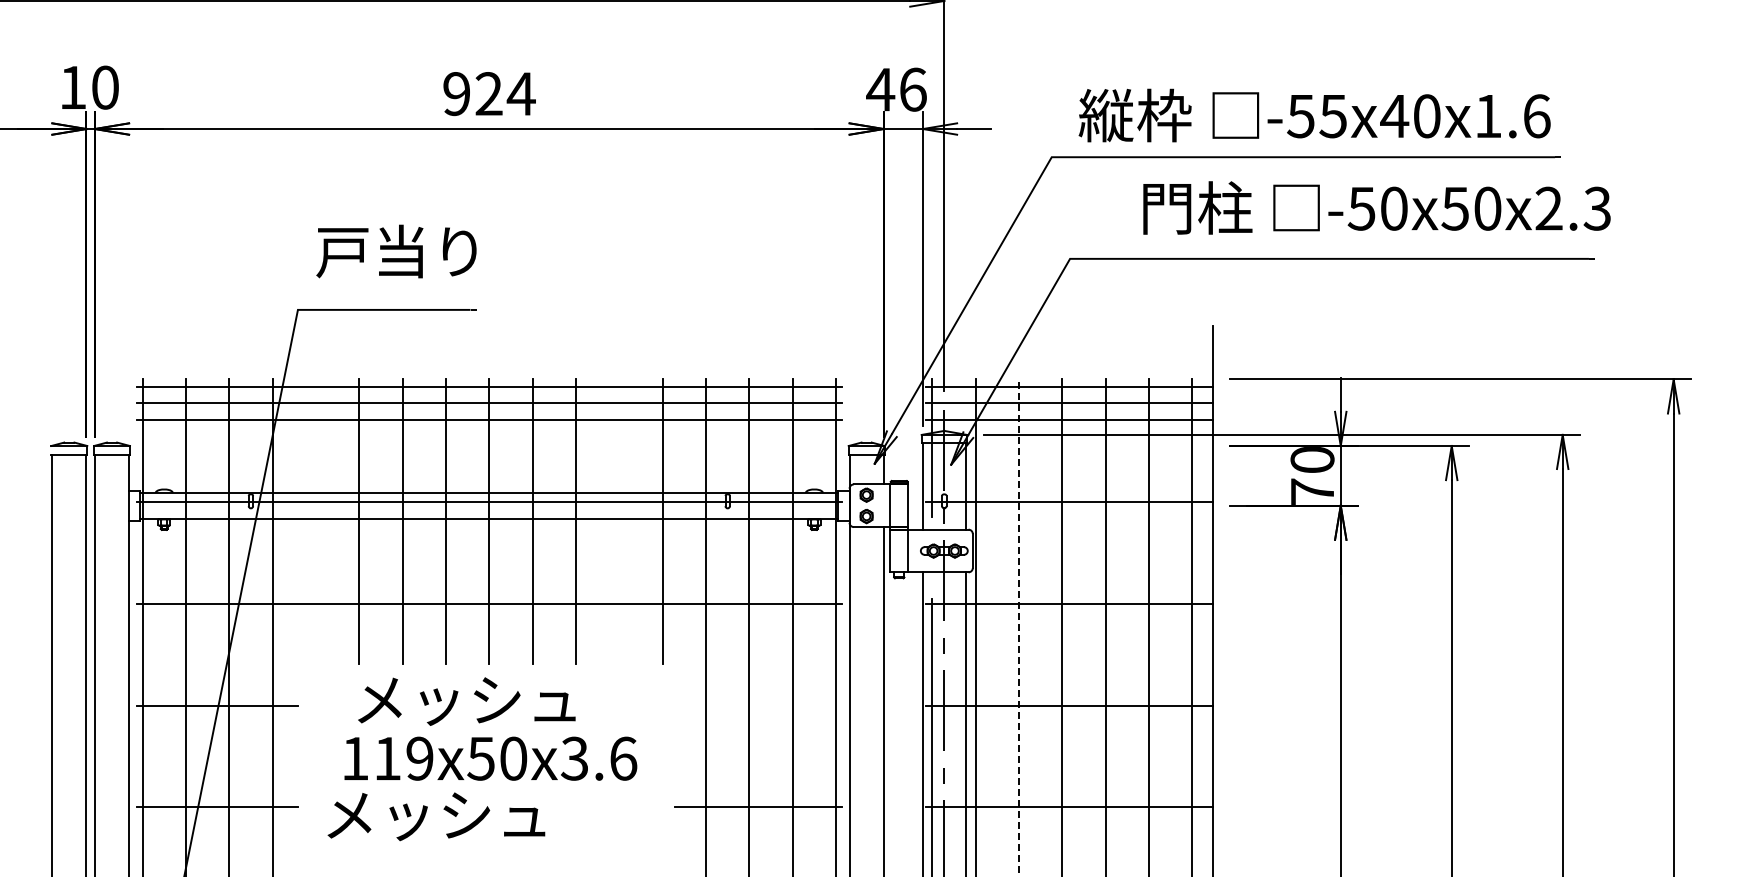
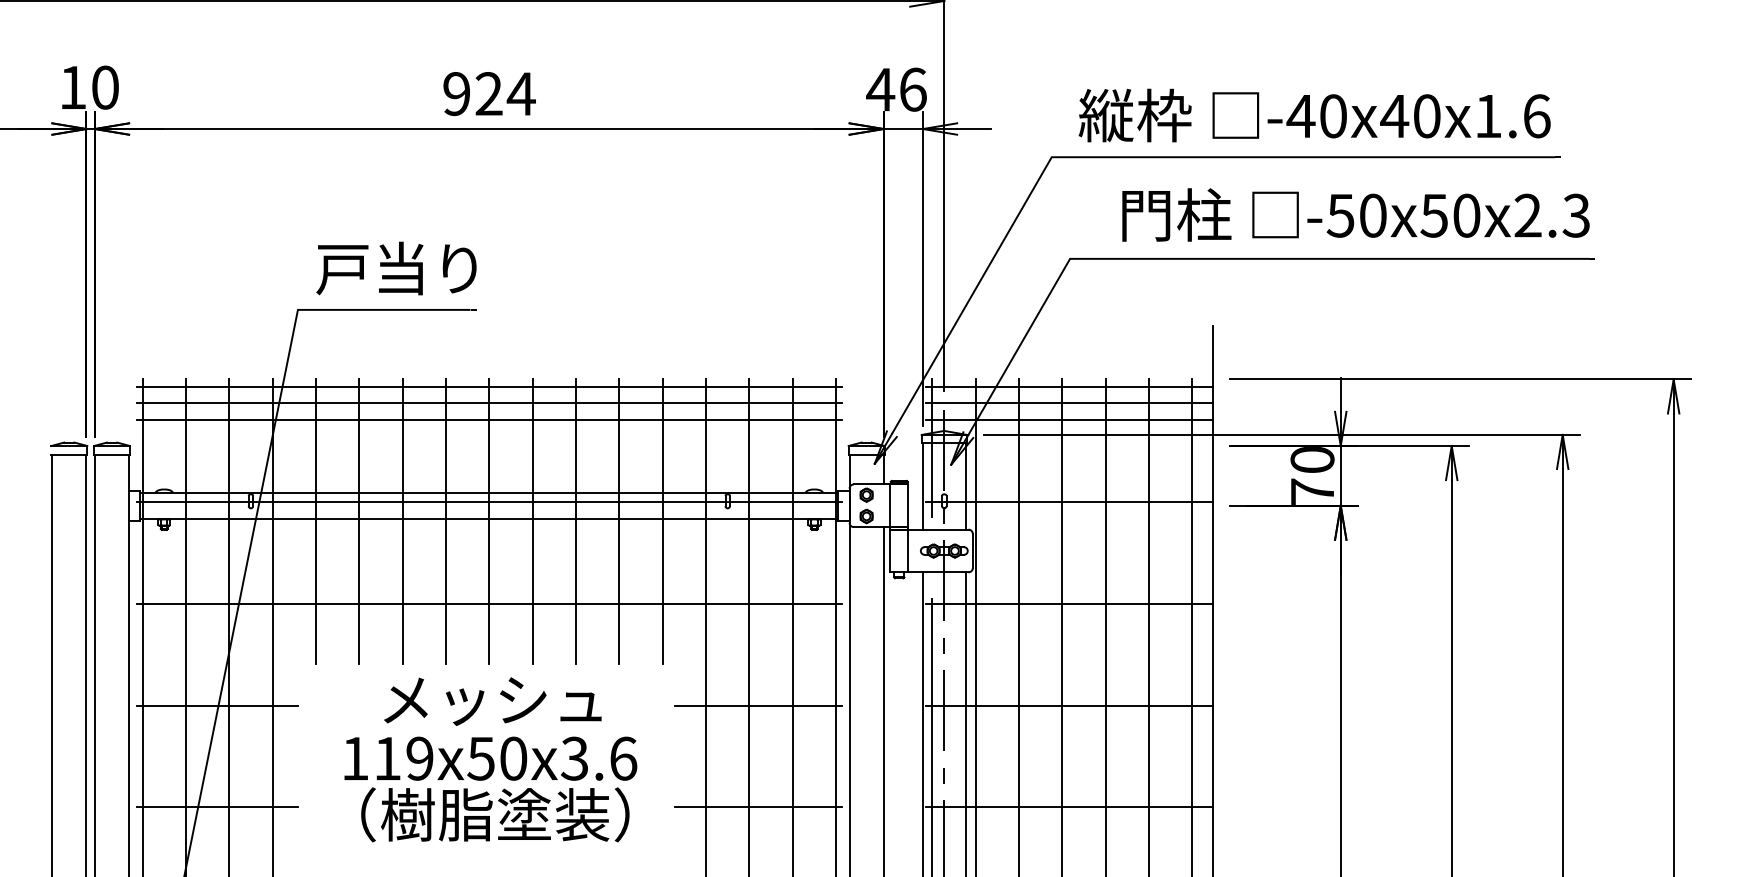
text: -55x40x1.6 -> -40x40x1.6 (1316, 116)
text position: (1376, 207) -> (1355, 214) (1355, 214)
text position: (396, 251) -> (396, 268) (396, 268)
line: none -> present (315, 521)
line: none -> present (619, 521)
line: dashed -> solid (1018, 627)
text position: (466, 701) -> (492, 701) (492, 701)
line: none -> present (758, 705)
text: メッシュ -> （樹脂塗装） (478, 814)
